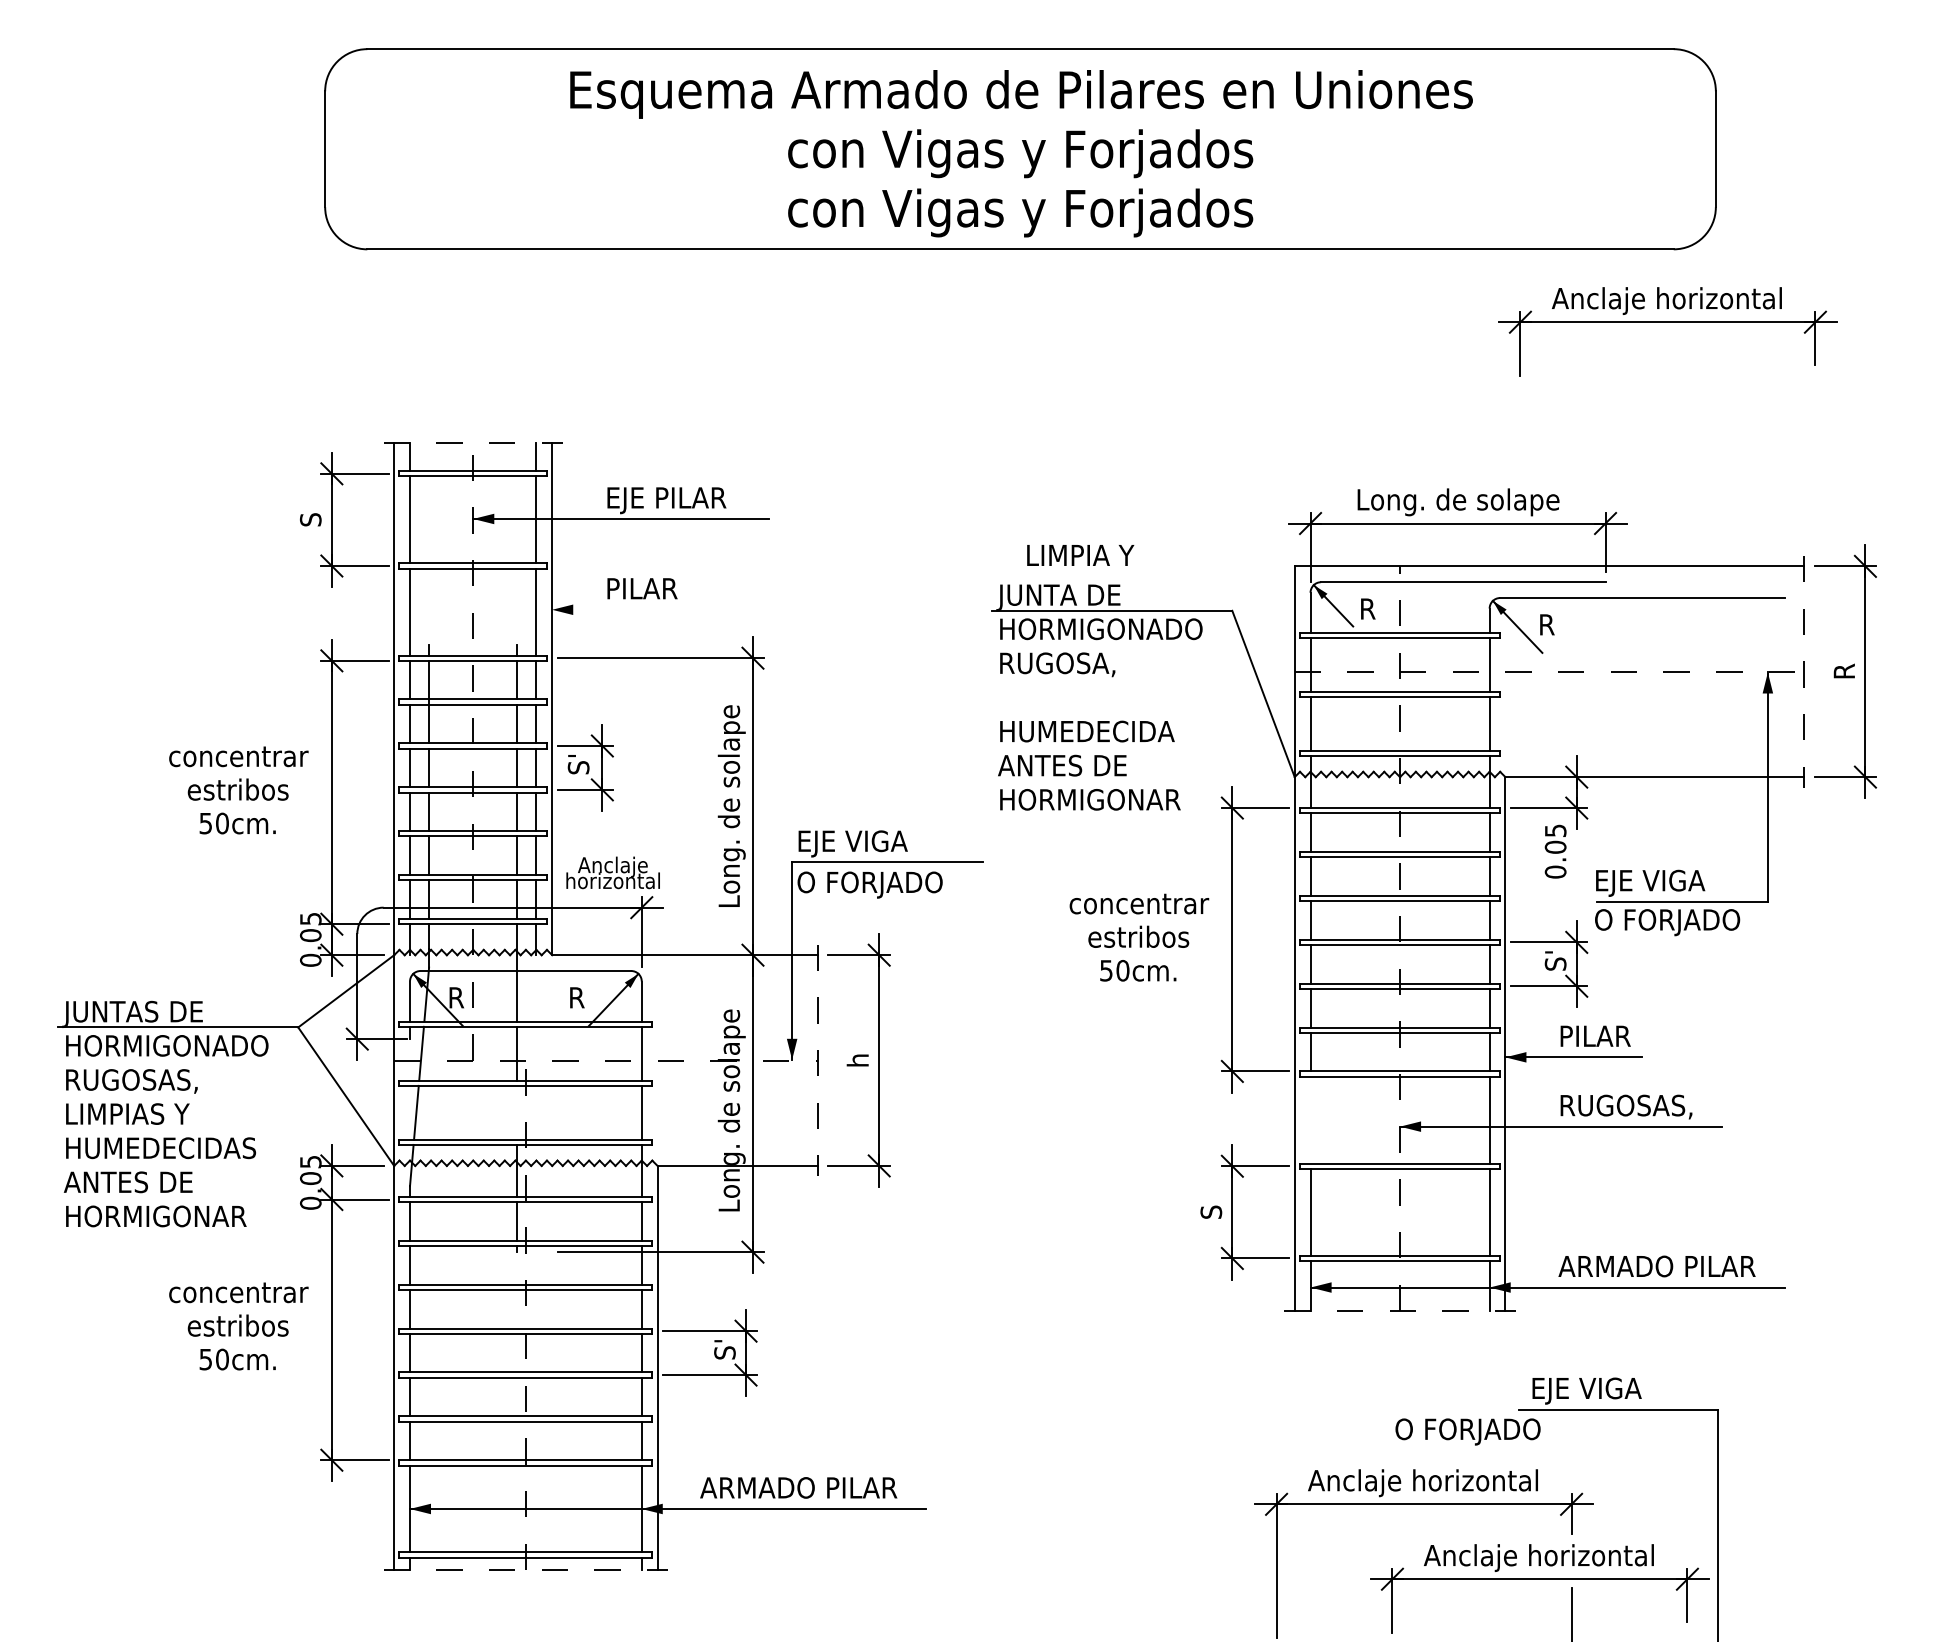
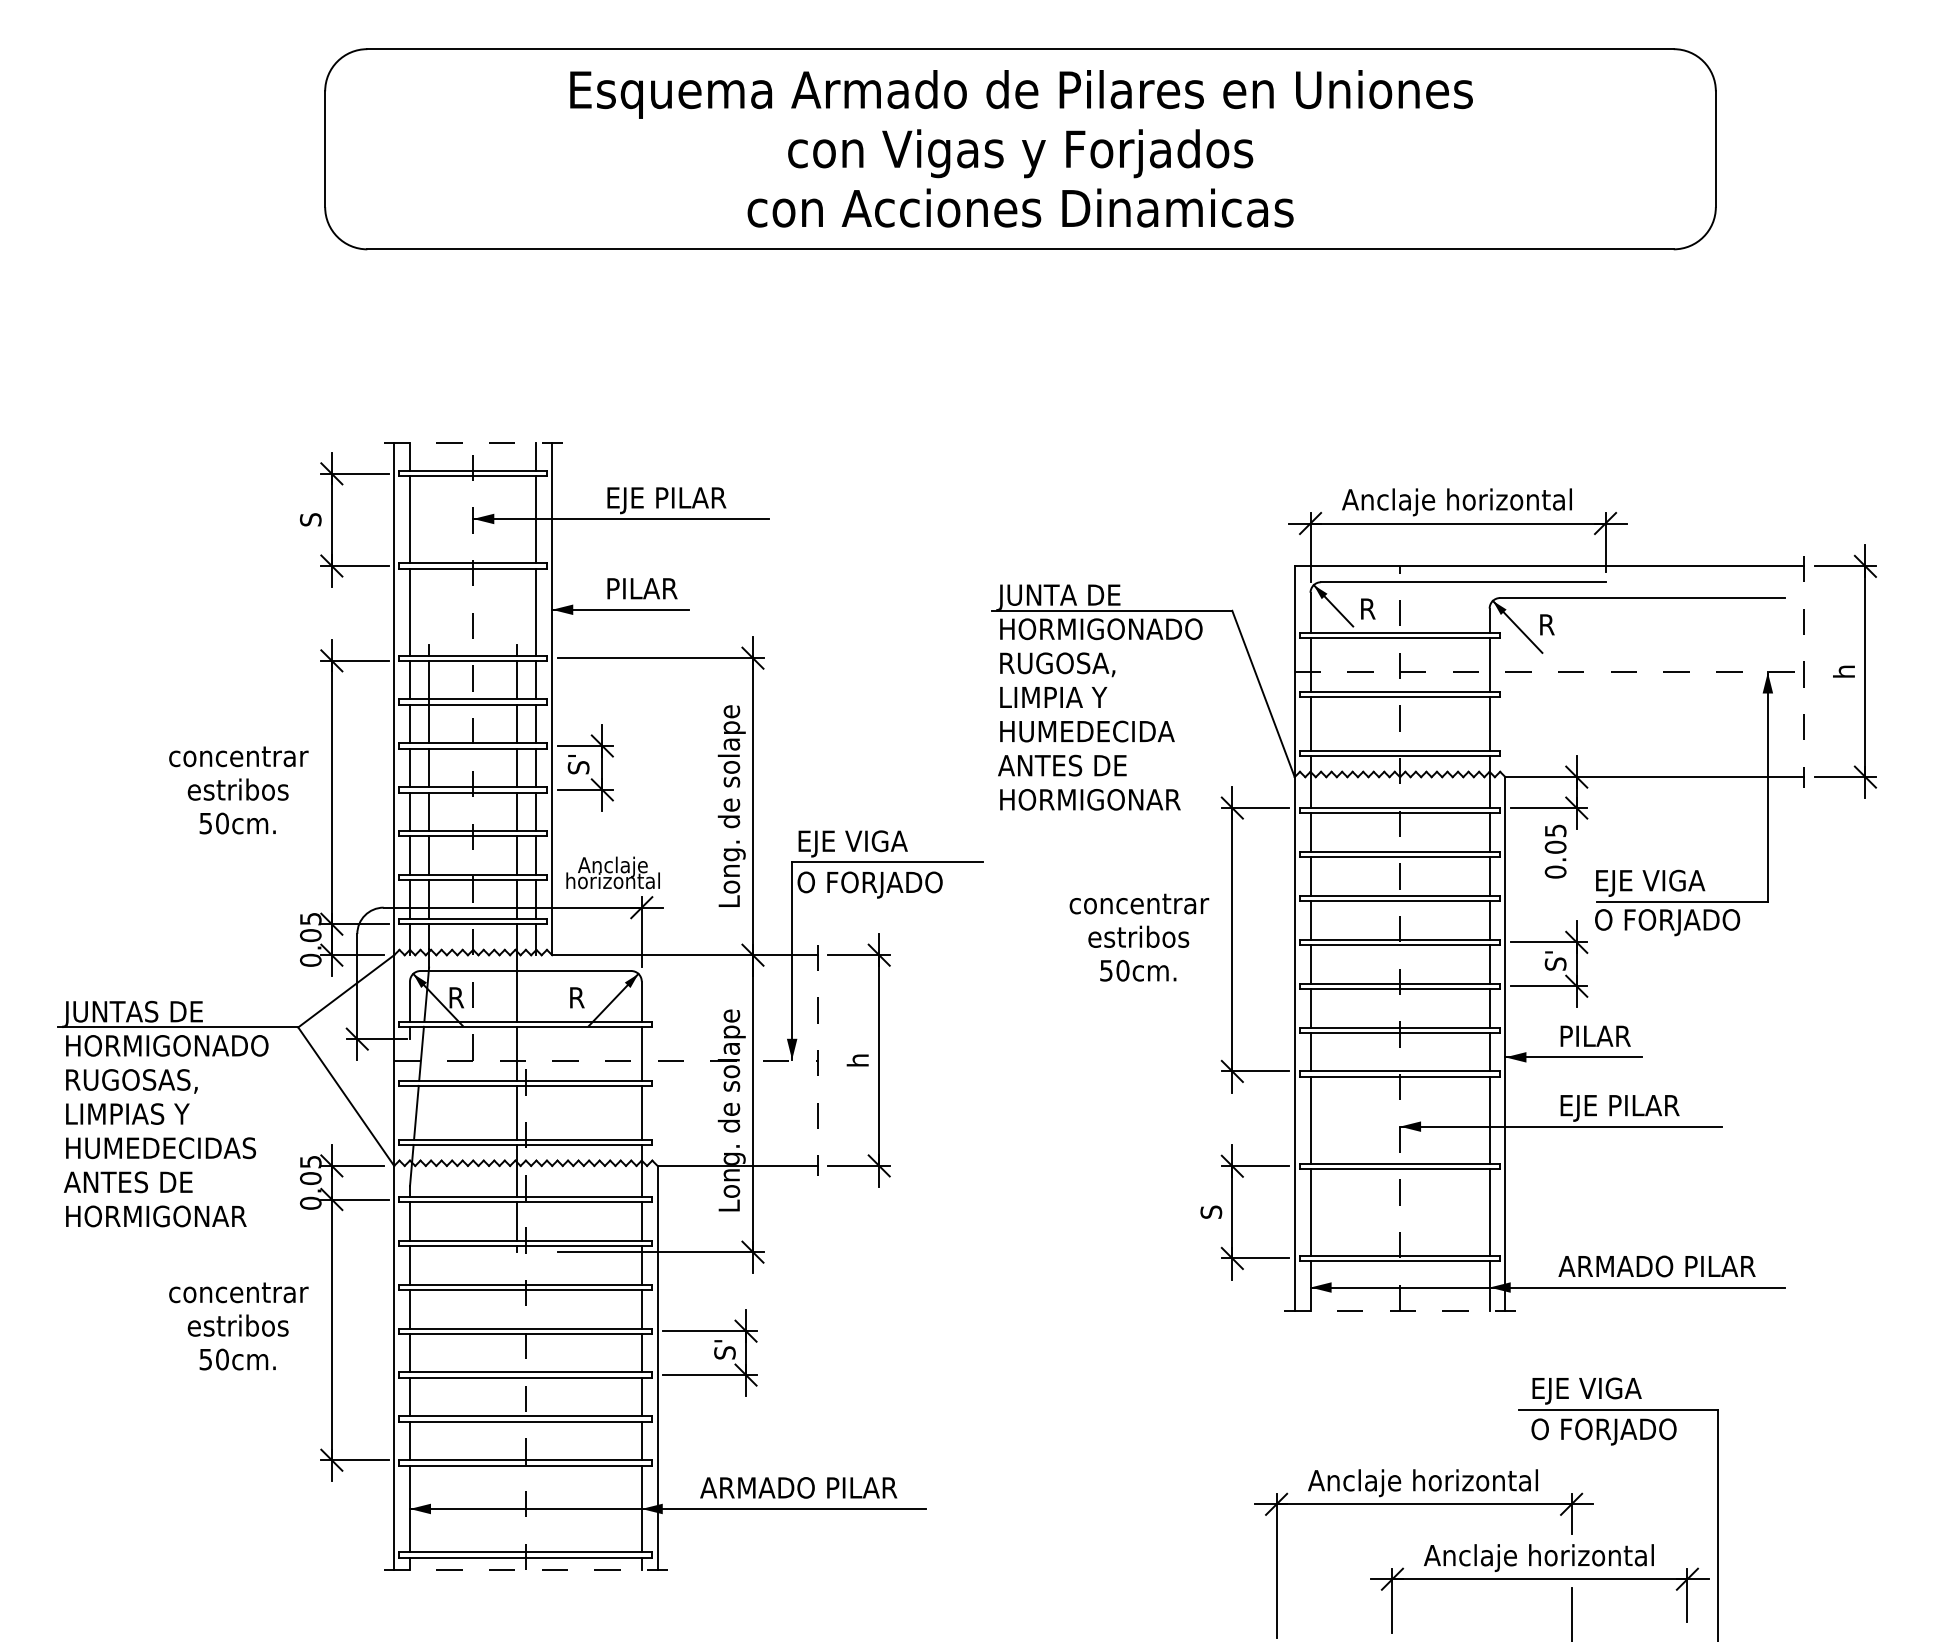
text: con Vigas y Forjados -> con Acciones Dinamicas (1020, 212)
part: present -> none (1667, 322)
text: Long. de solape -> Anclaje horizontal (1456, 502)
text position: (1080, 555) -> (1053, 697) (1053, 697)
line: none -> present (620, 609)
text: R -> h (1843, 670)
text: RUGOSAS, -> EJE PILAR (1627, 1107)
line: none -> present (517, 1112)
line: none -> present (1310, 1119)
text position: (1467, 1431) -> (1603, 1431) (1603, 1431)
